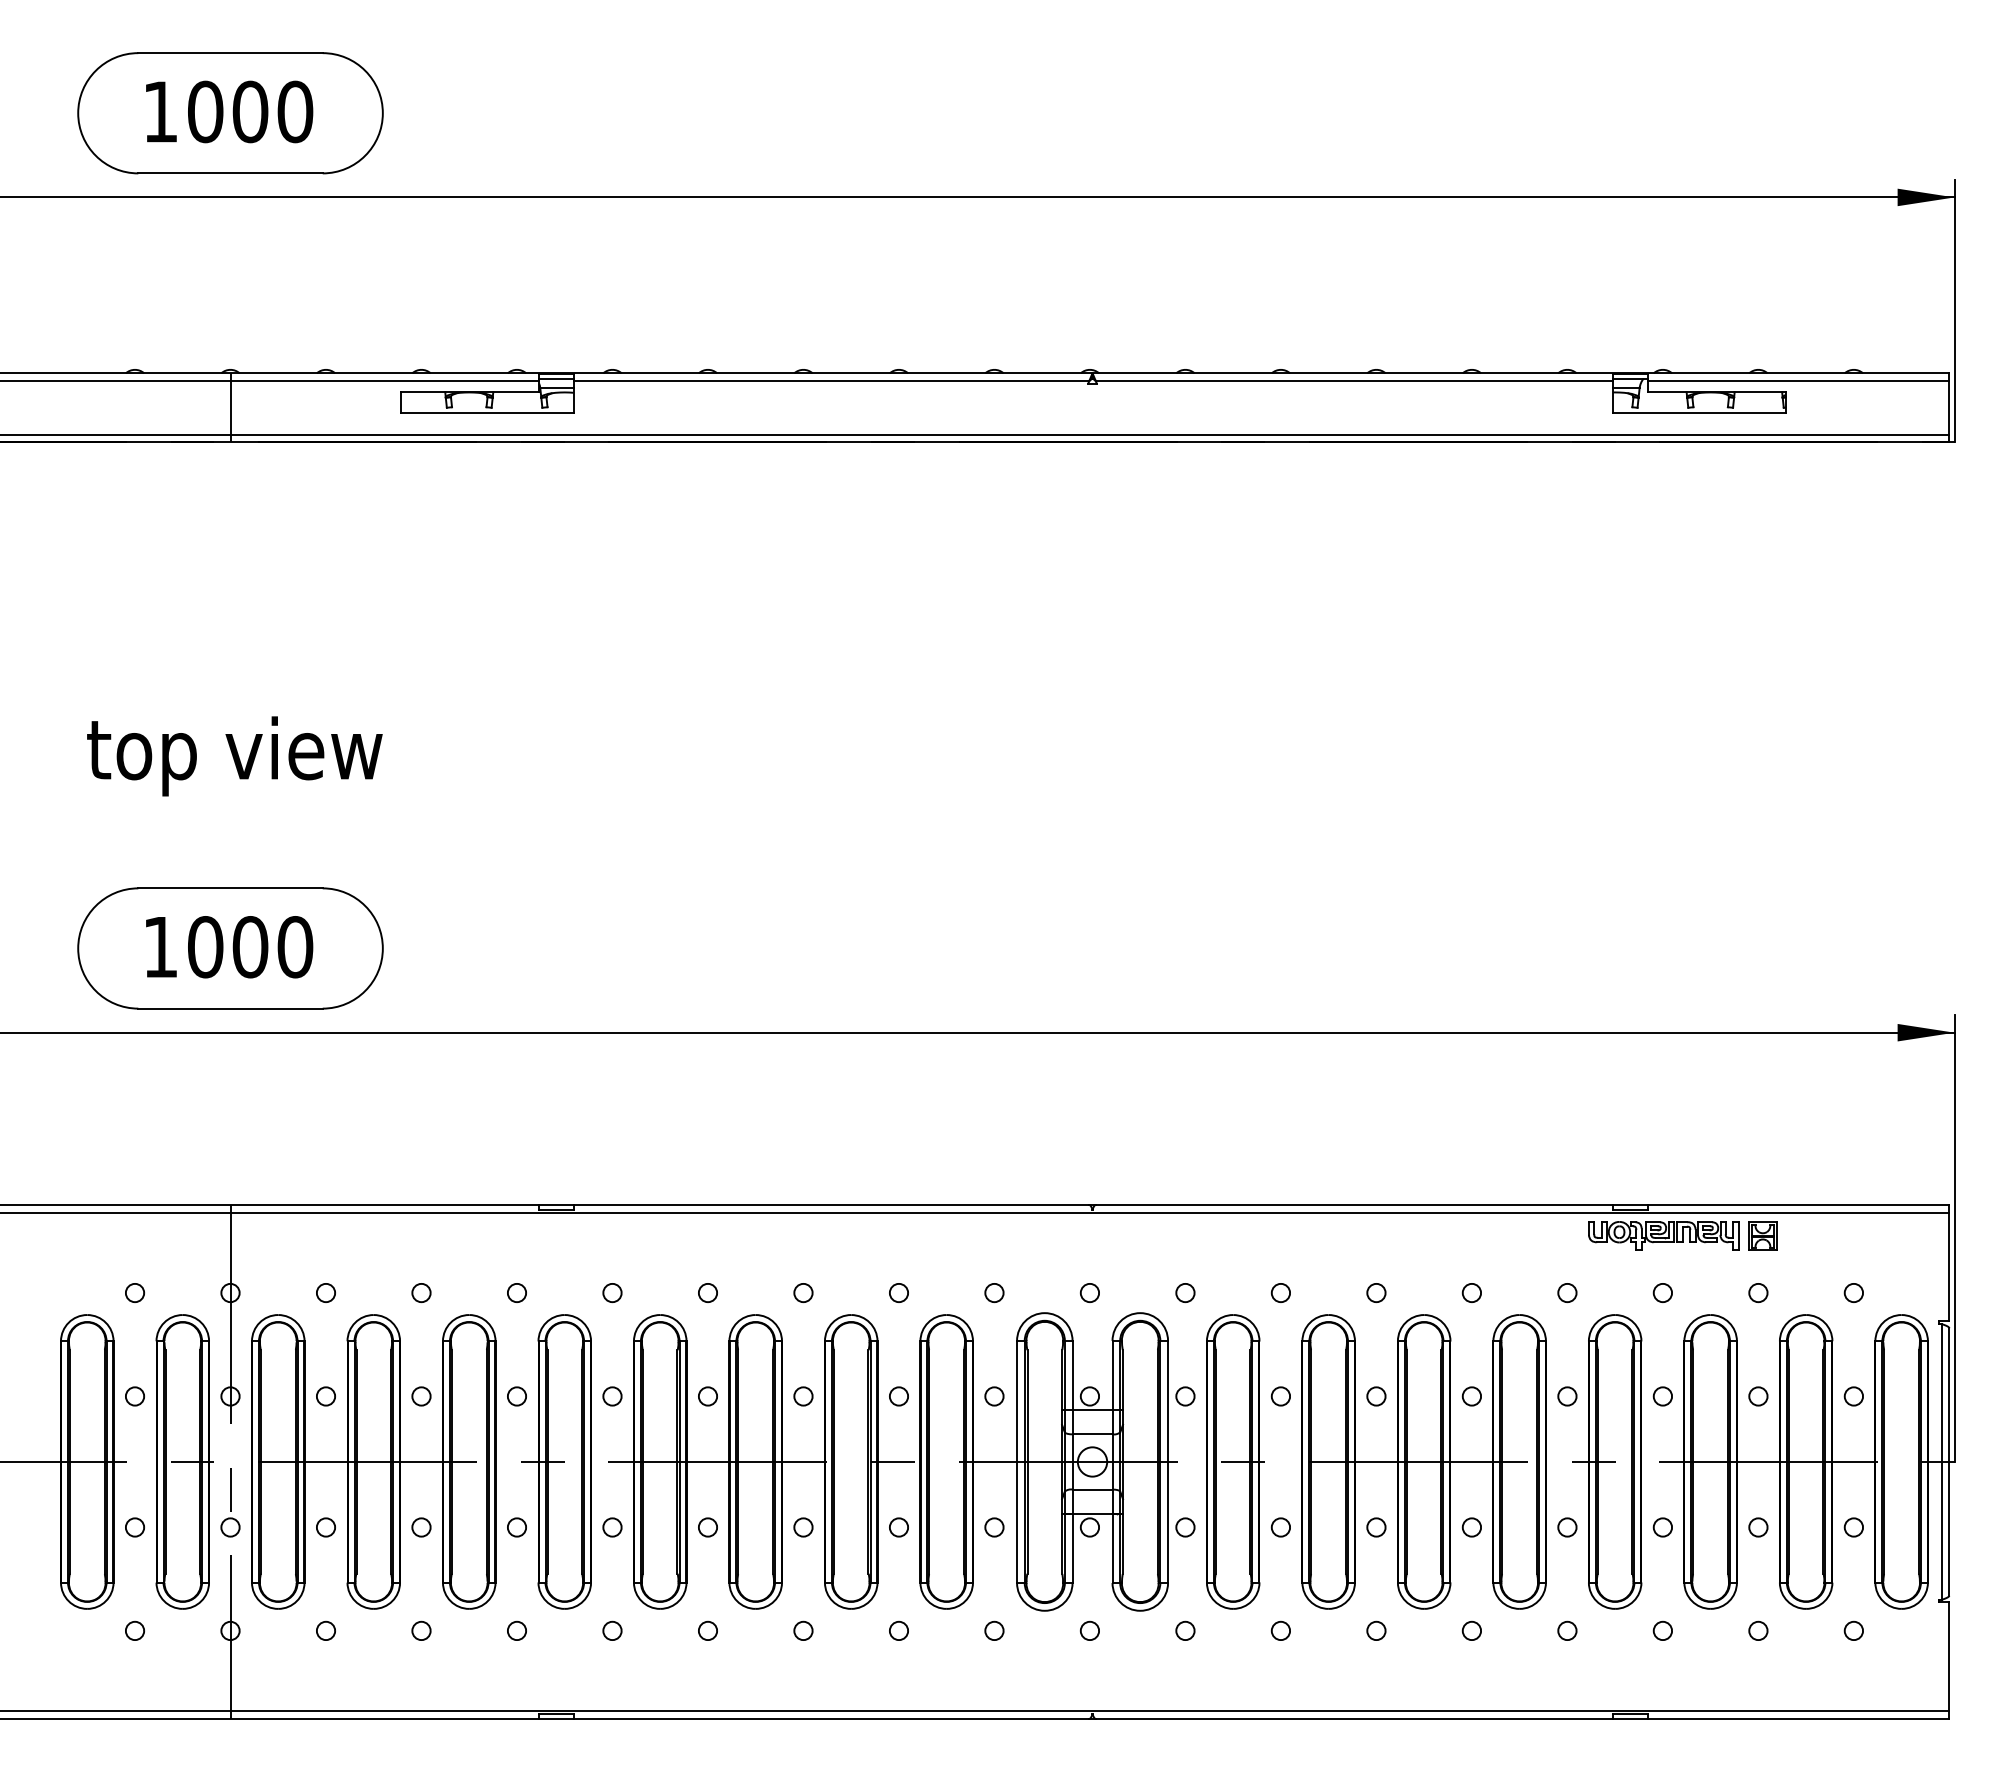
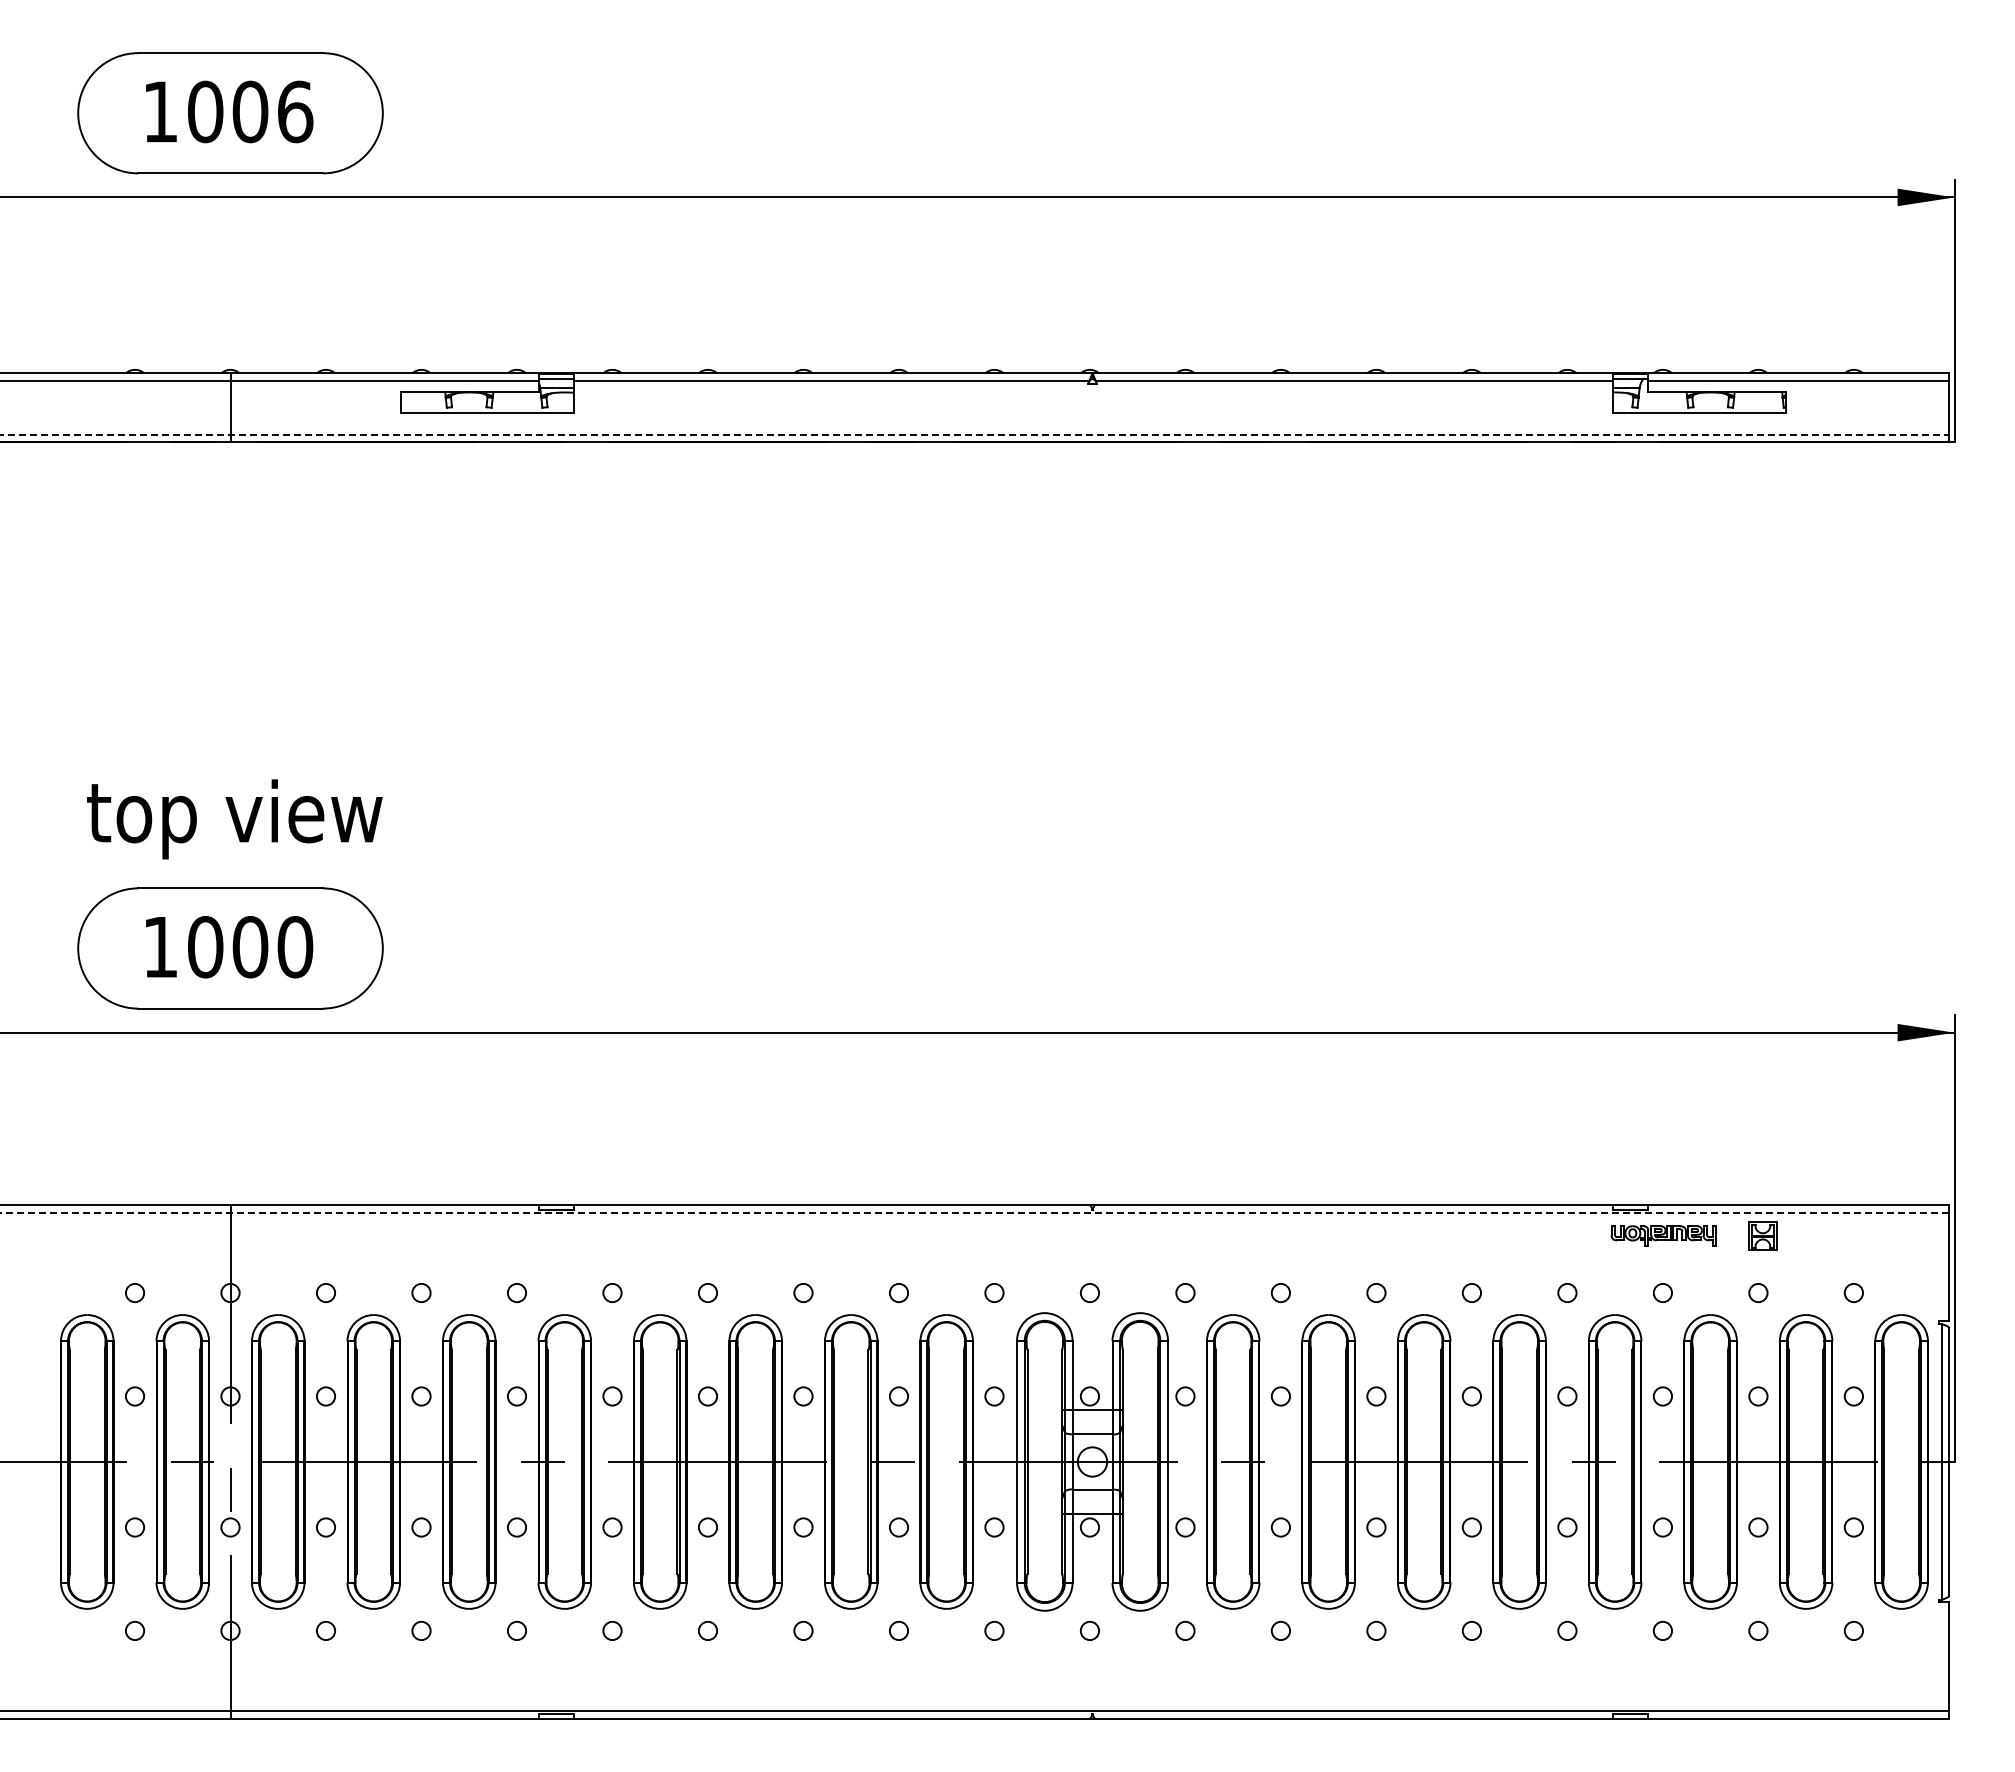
text: 1000 -> 1006 (295, 111)
line: solid -> dashed (975, 434)
text position: (234, 756) -> (234, 819) (234, 819)
line: solid -> dashed (974, 1212)
part size: 152x30 px -> 107x22 px (1663, 1235)
